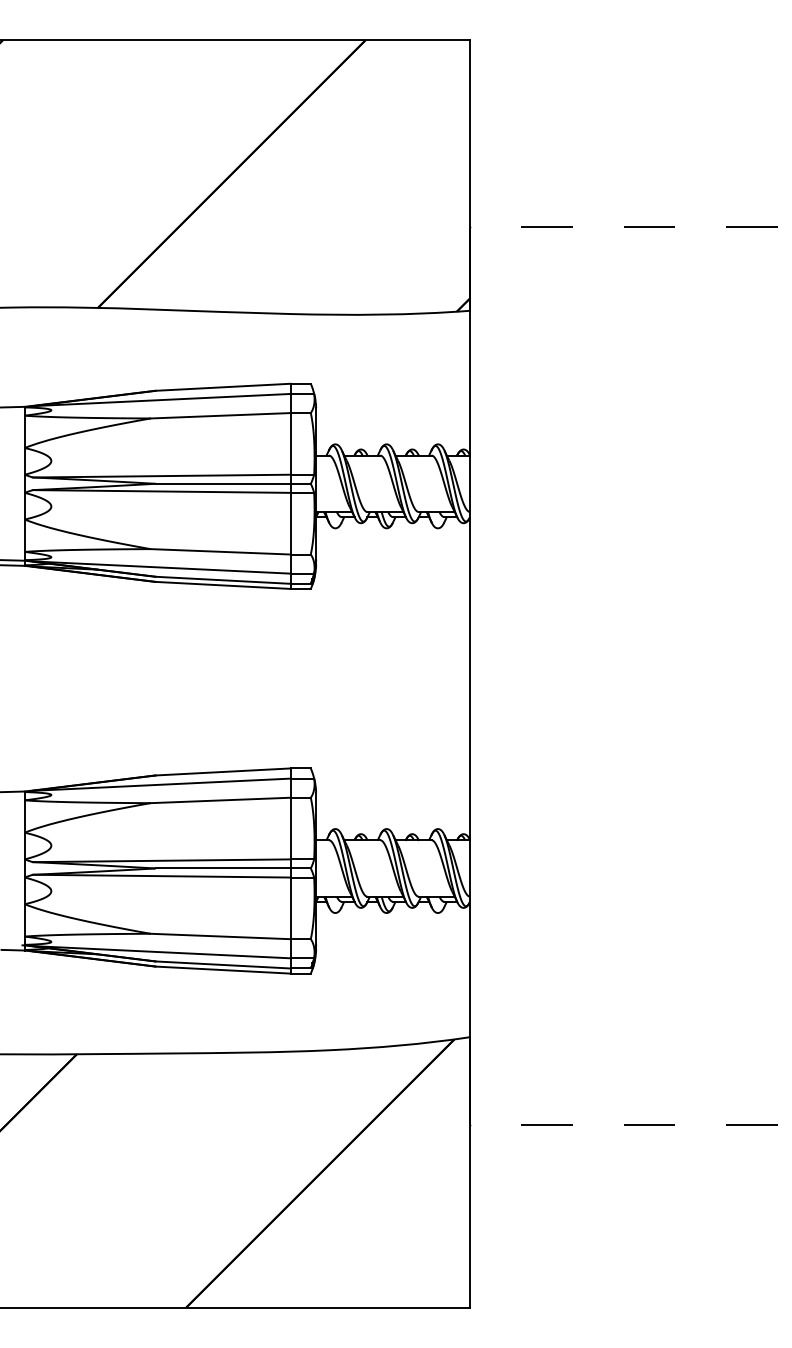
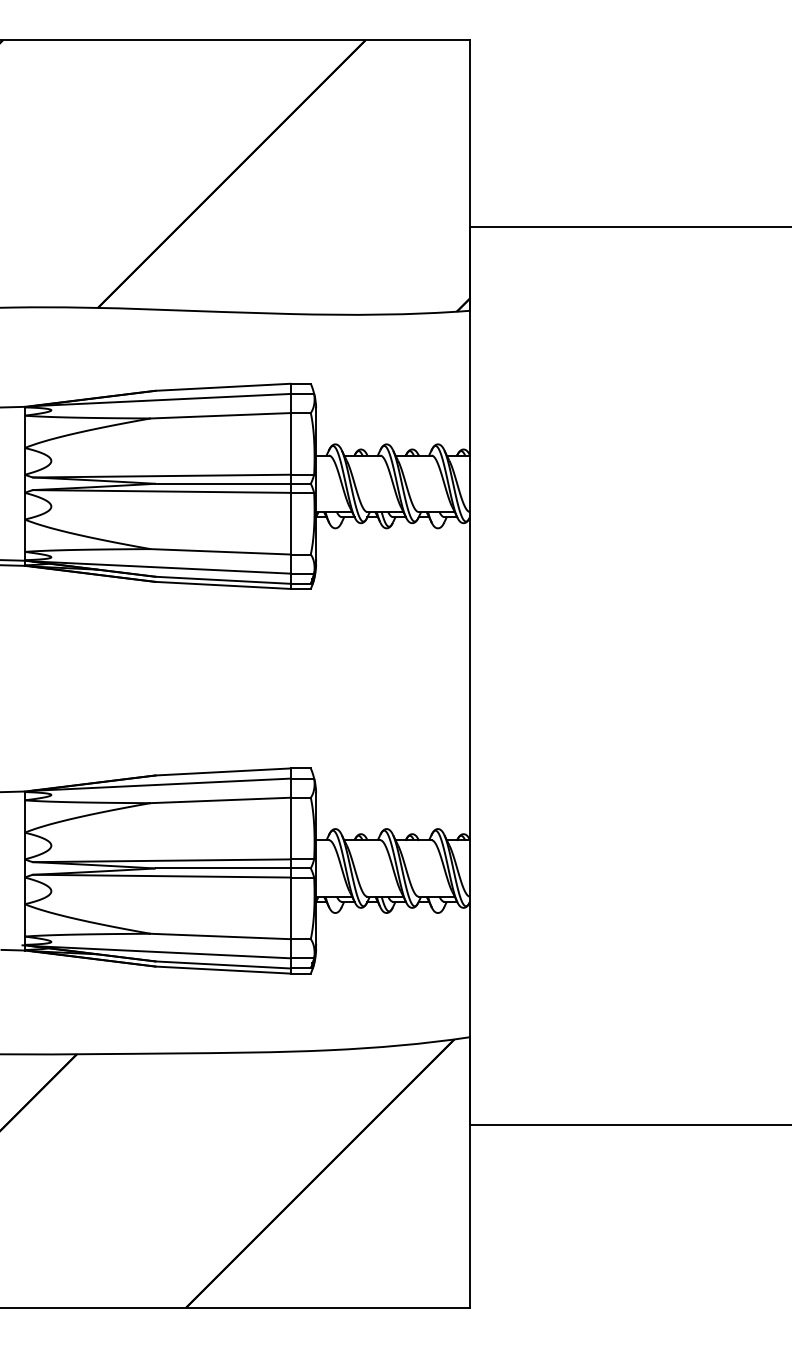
line: dashed -> solid (630, 227)
line: dashed -> solid (630, 1124)
